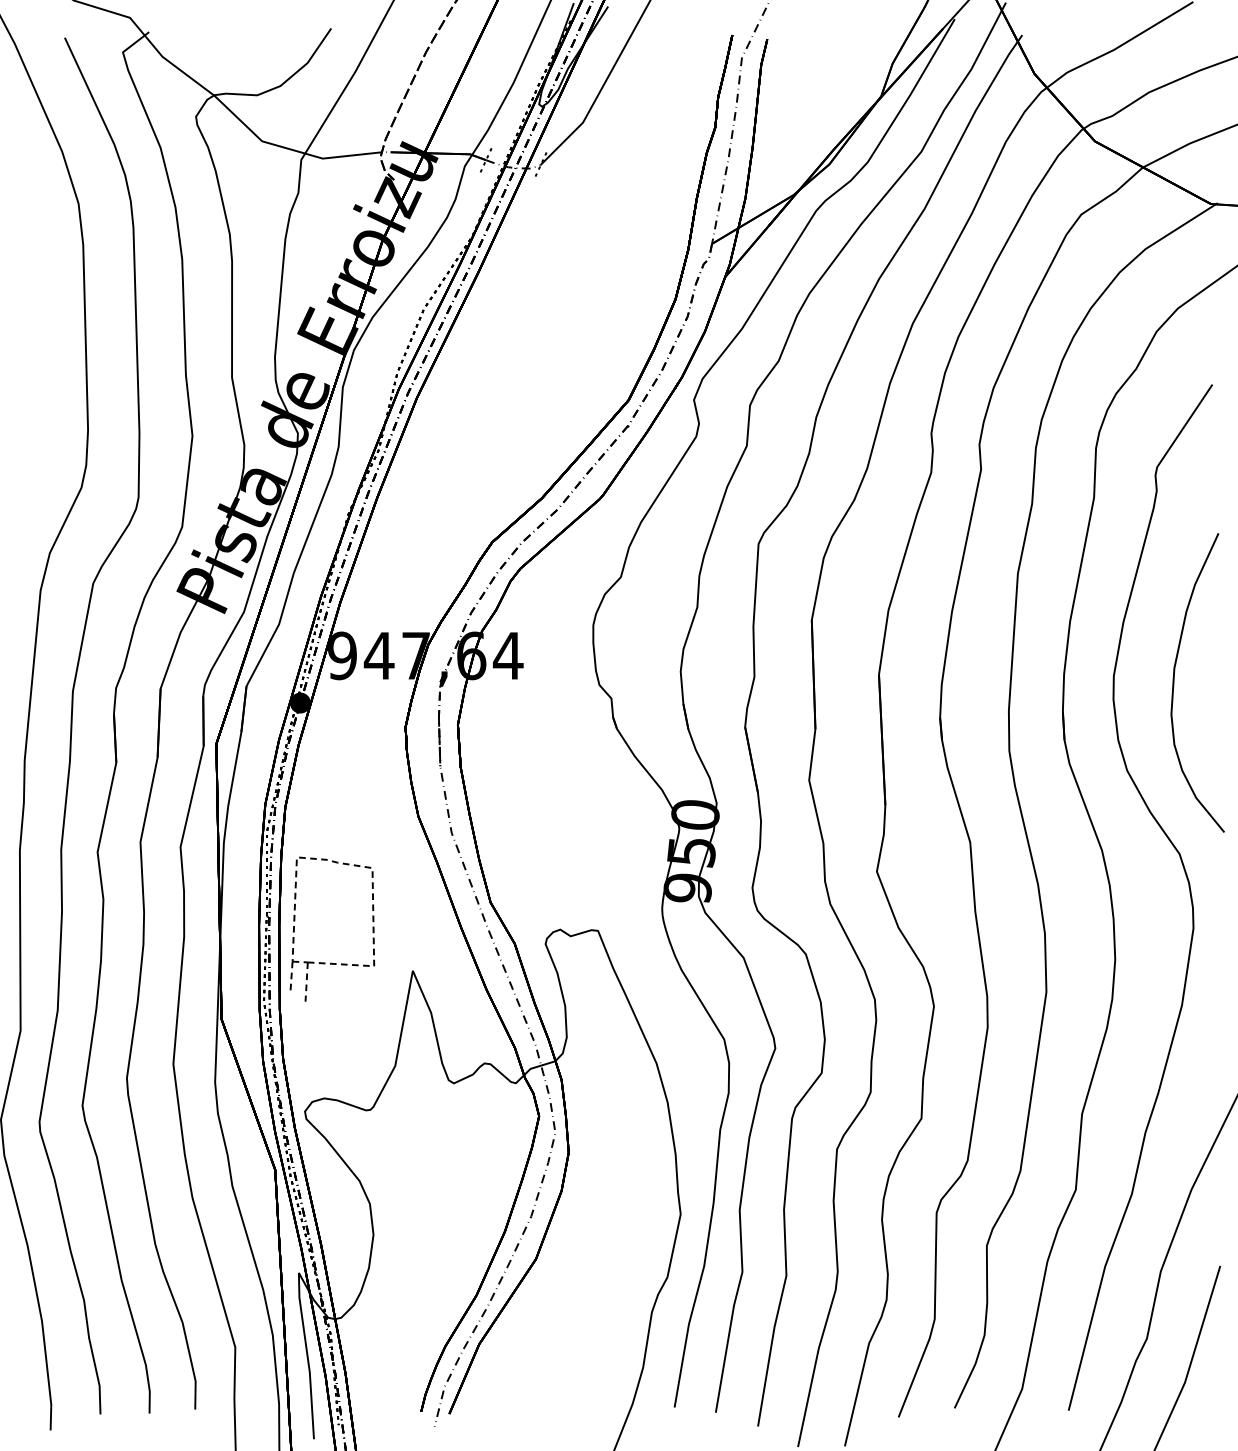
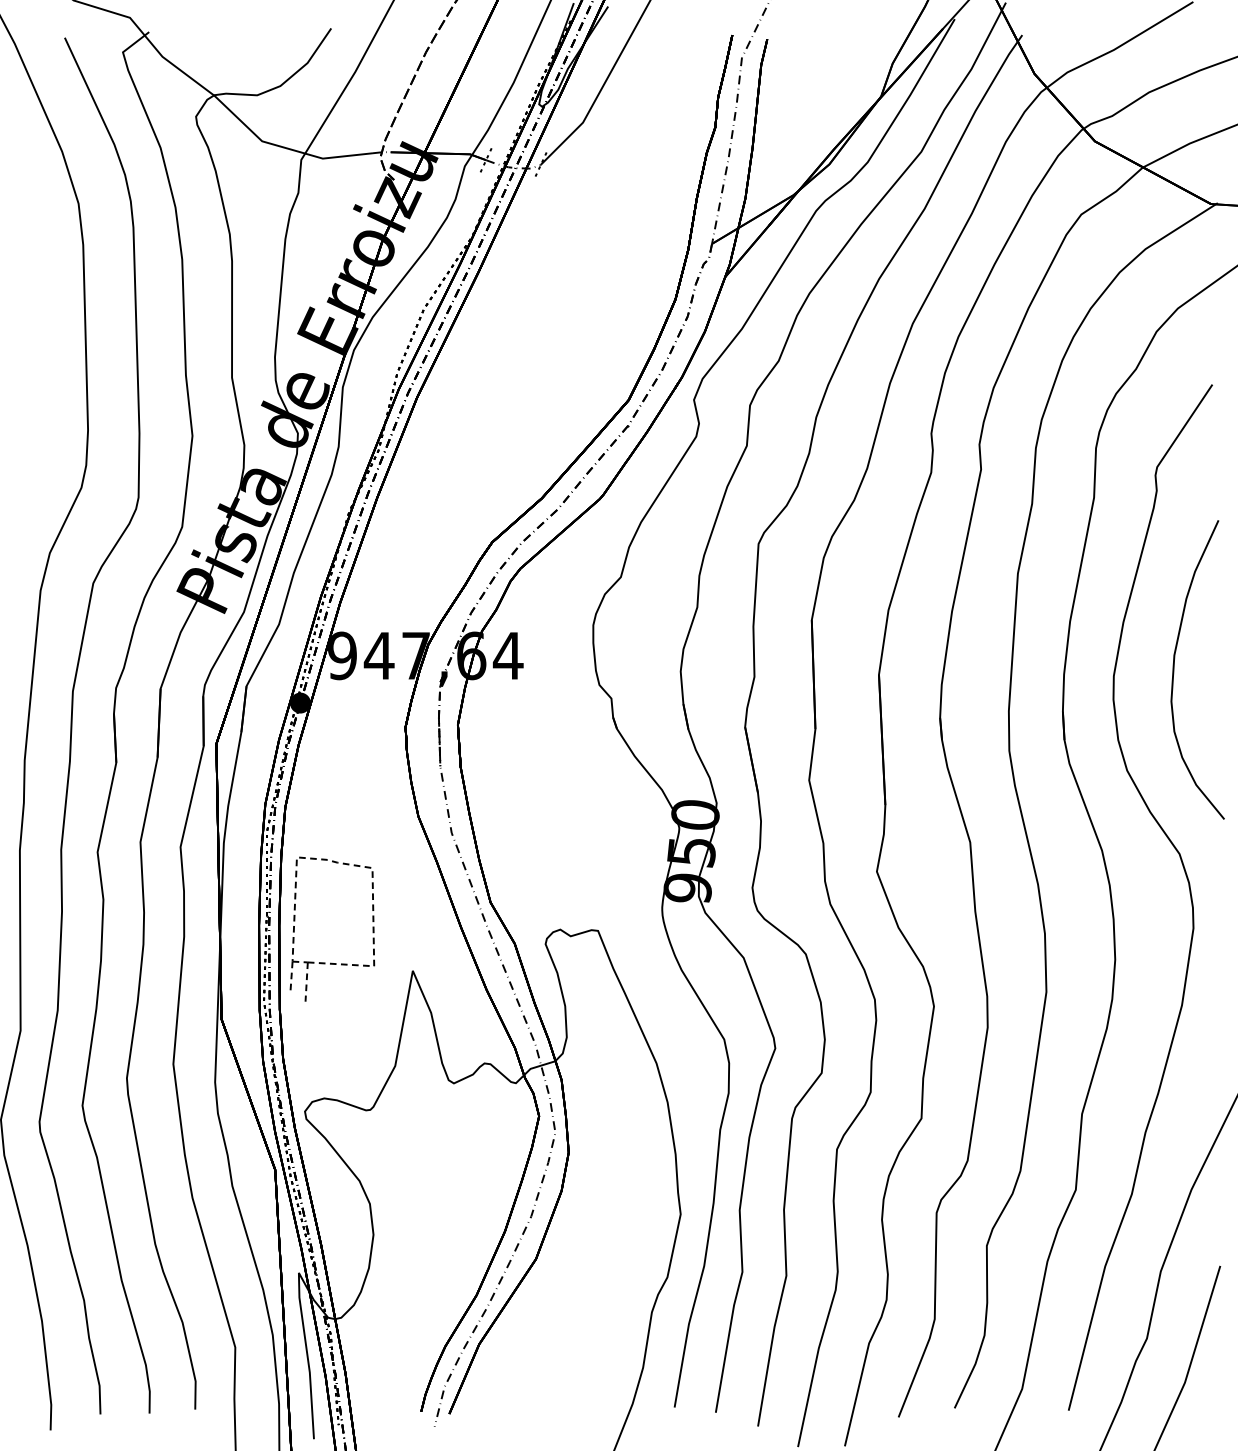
curve position: (1174, 682) -> (1174, 669) (1174, 669)
